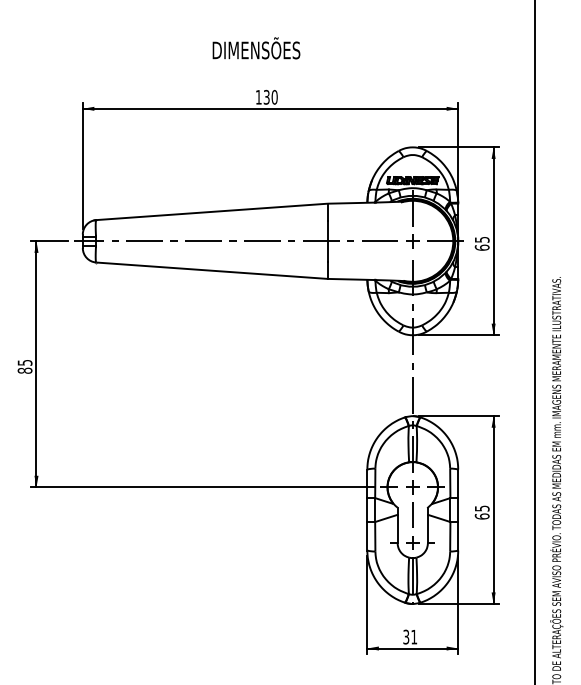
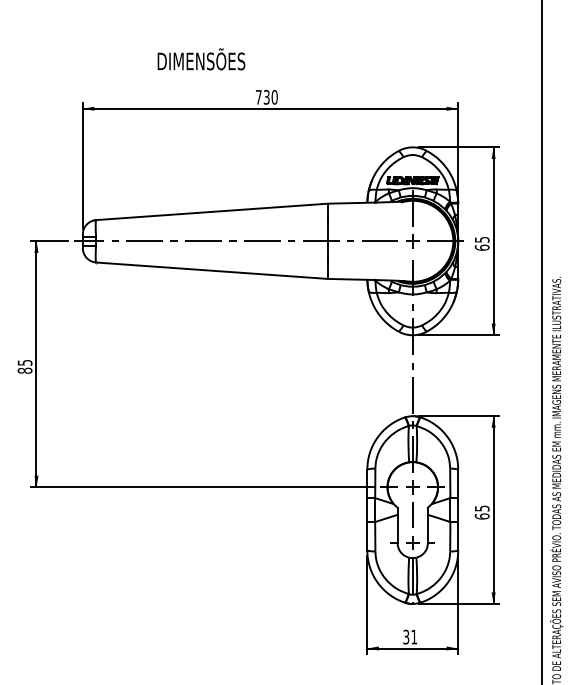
text position: (256, 48) -> (201, 59) (201, 59)
text: 130 -> 730 (258, 97)
line position: (534, 341) -> (541, 341) (541, 341)
